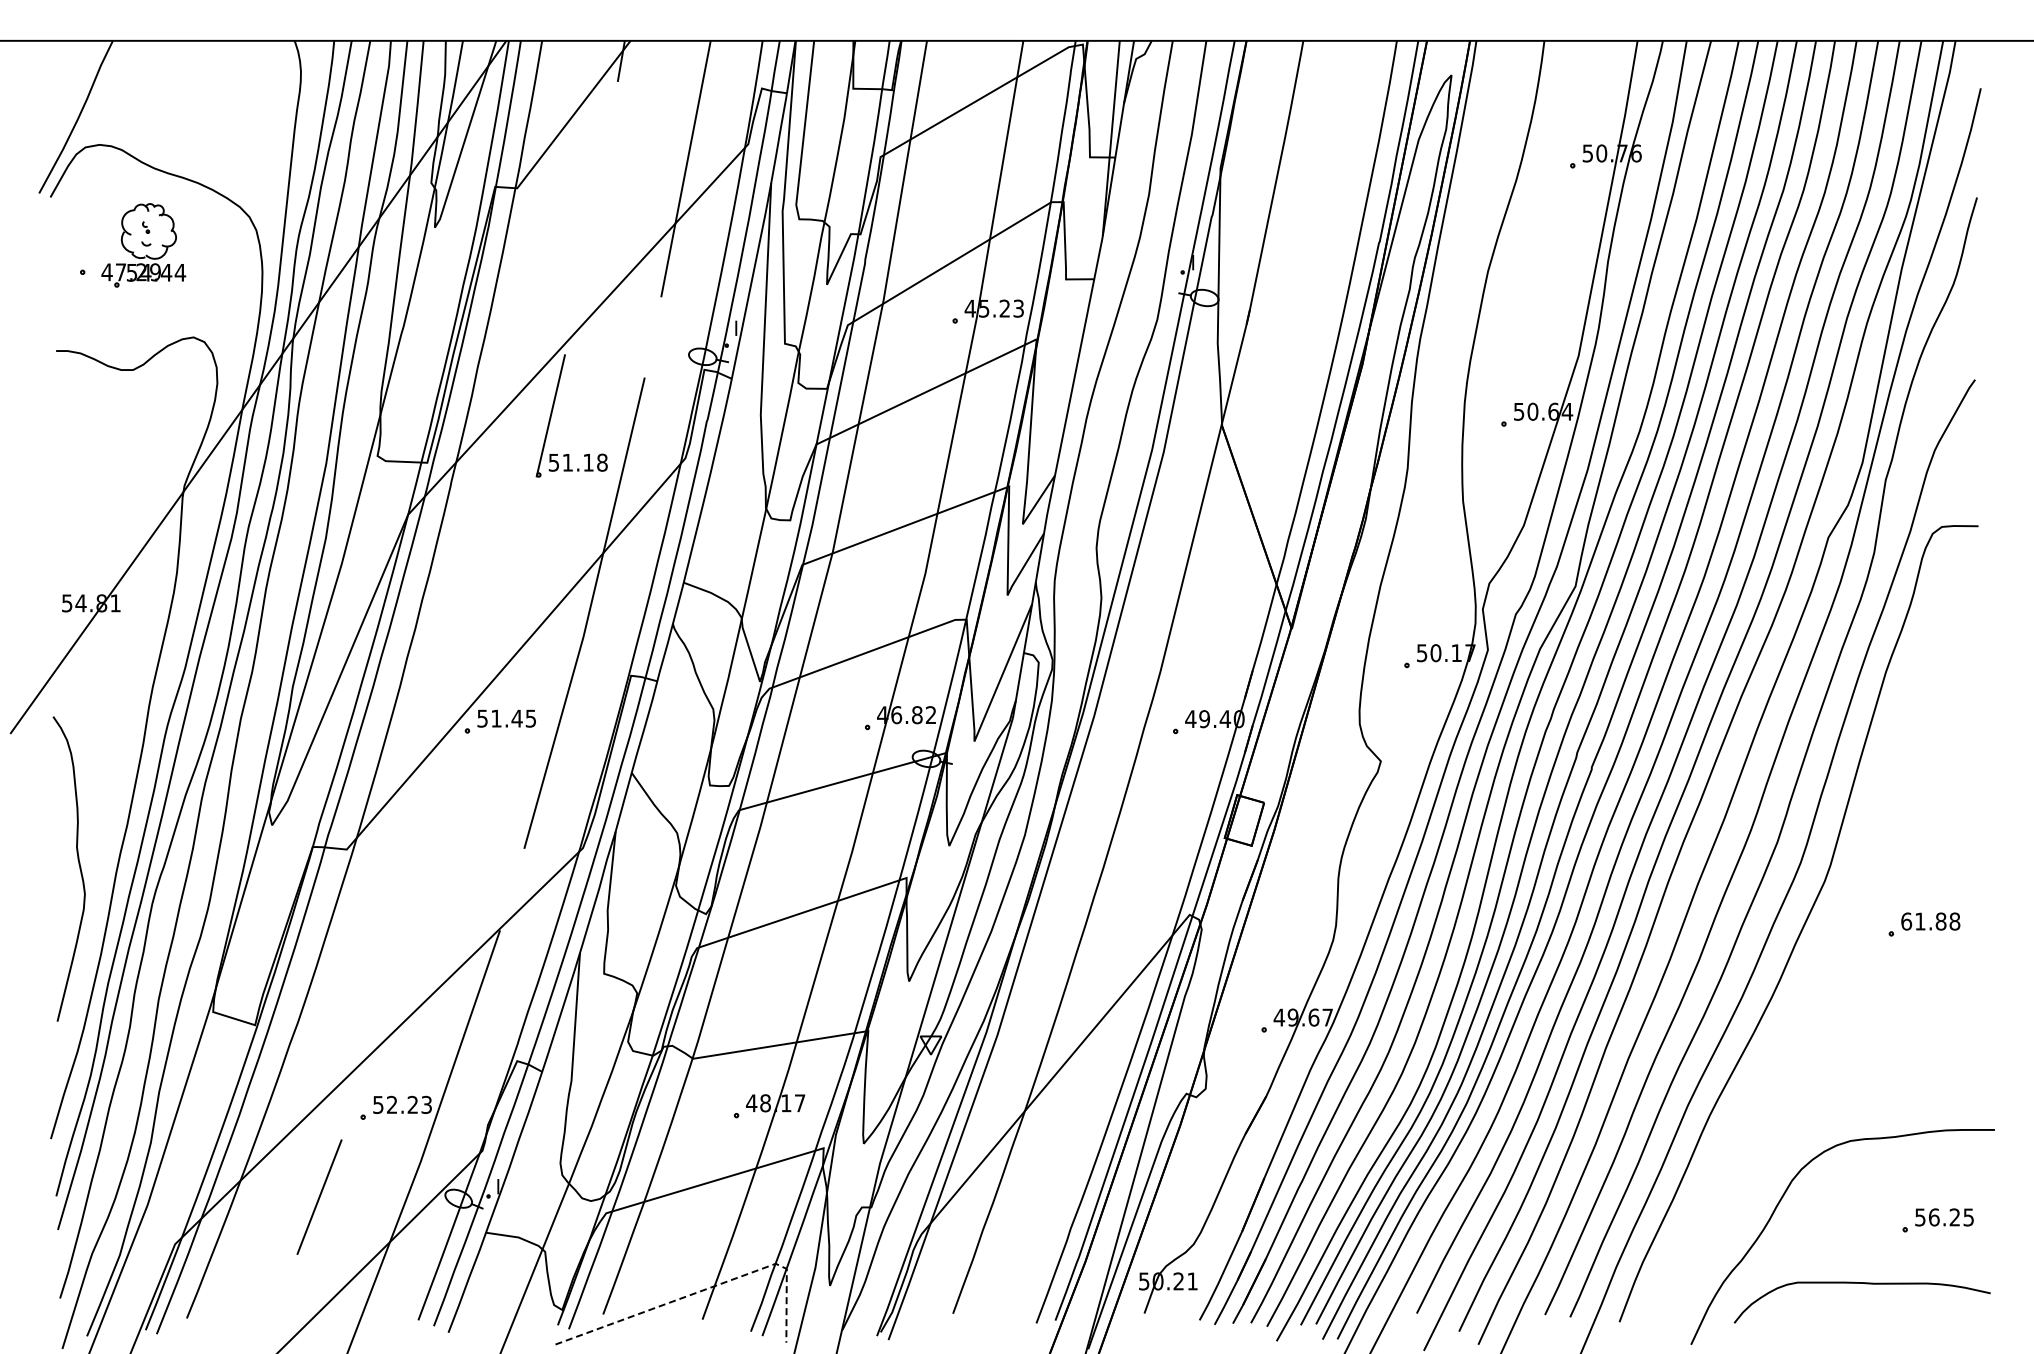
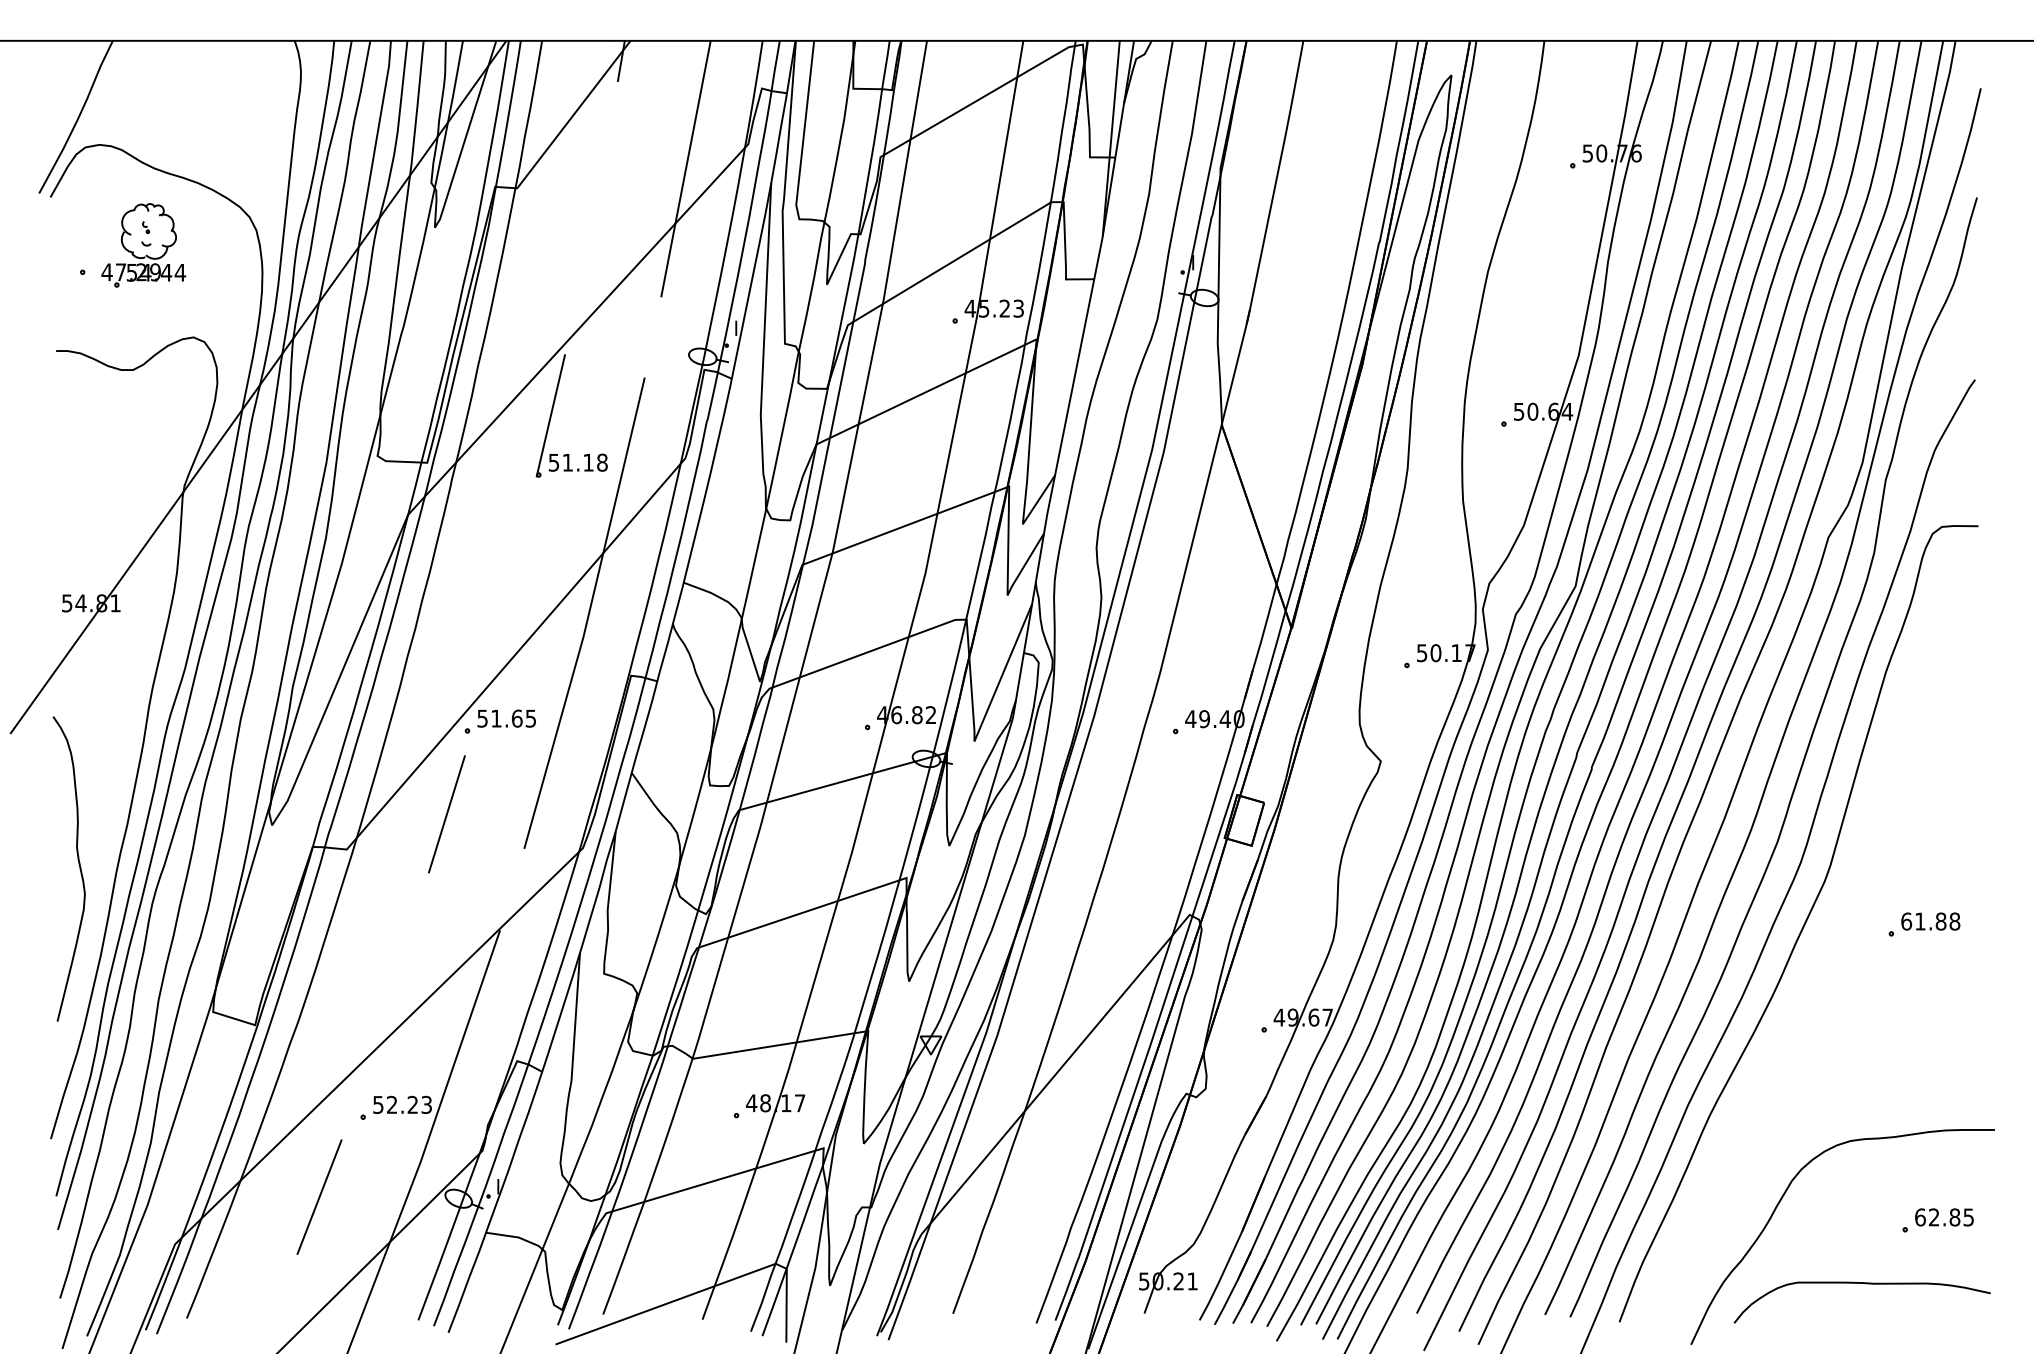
text: 51.45 -> 51.65 (516, 718)
line: none -> present (446, 814)
text: 56.25 -> 62.85 (1937, 1217)
line: dashed -> solid (707, 1288)
